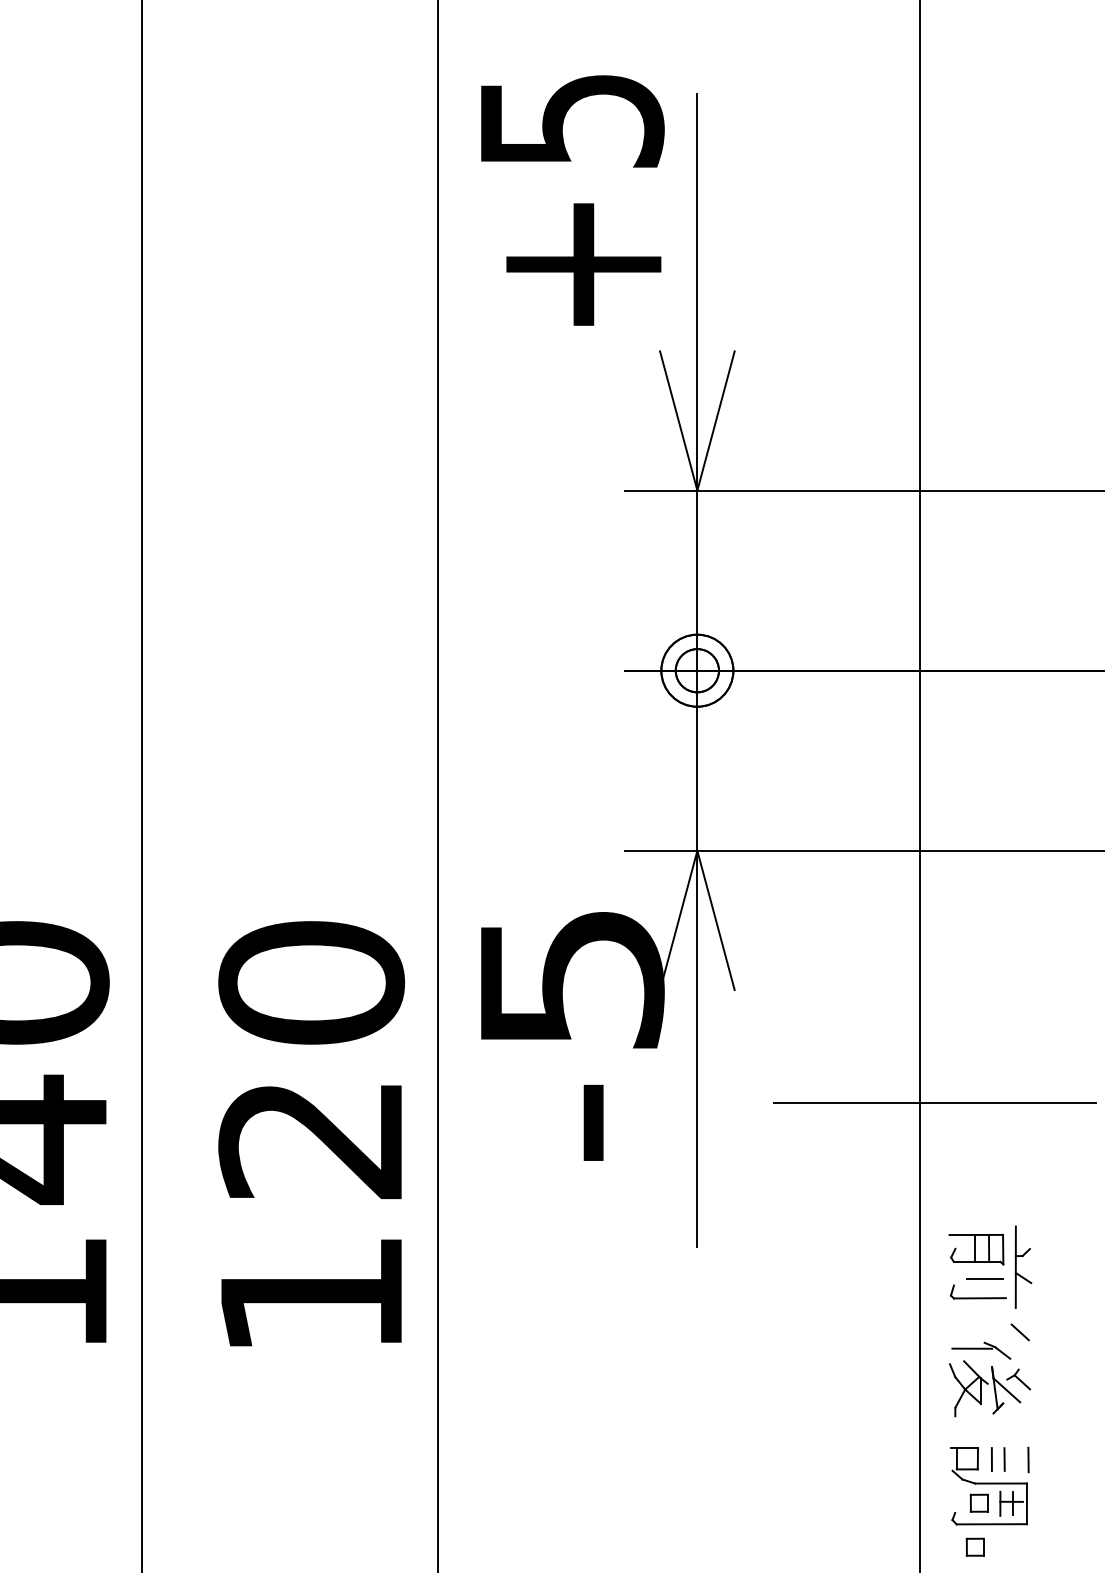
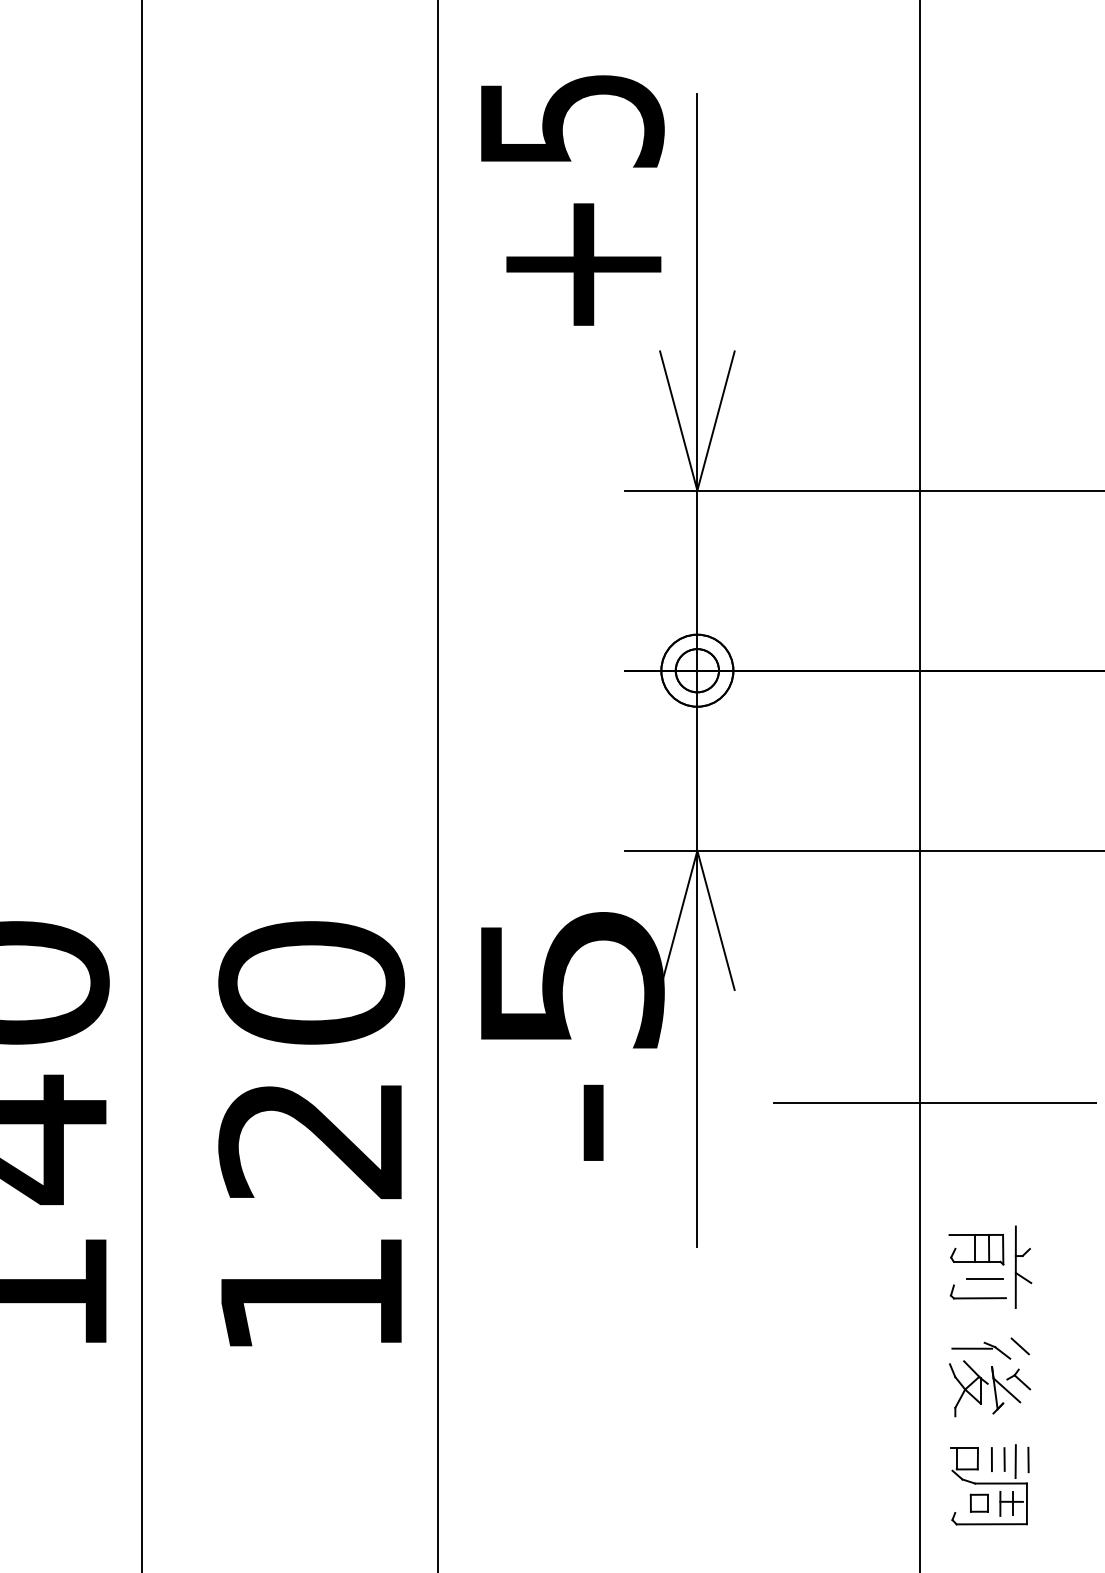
line position: (1019, 1332) -> (1019, 1346) (1019, 1346)
line: none -> present (1015, 1461)
part: present -> none (974, 1546)
